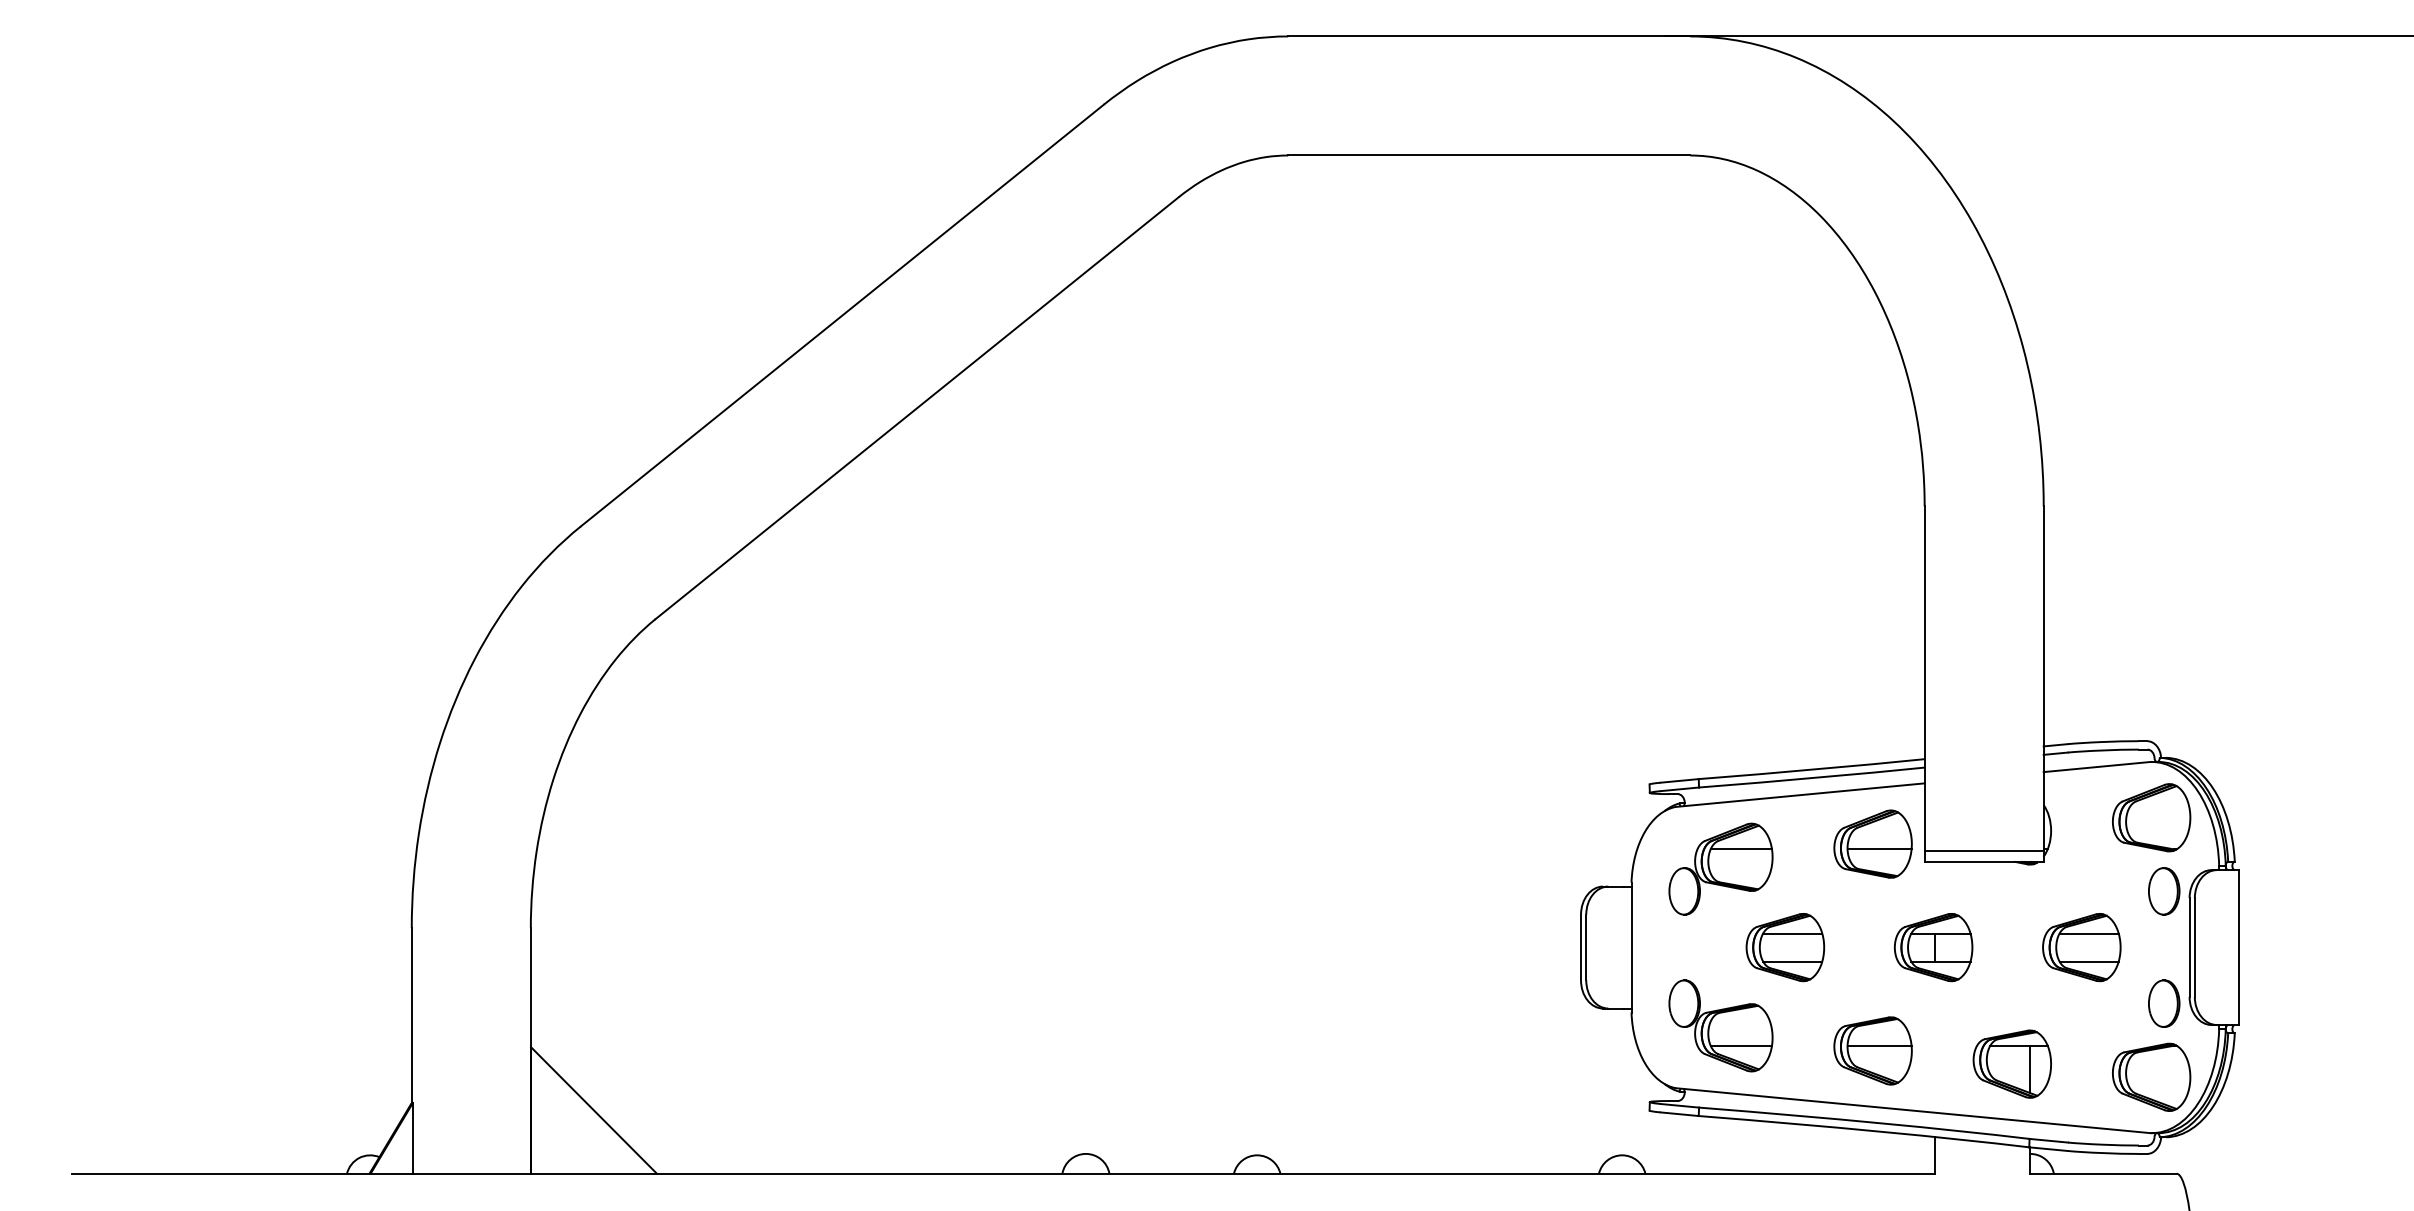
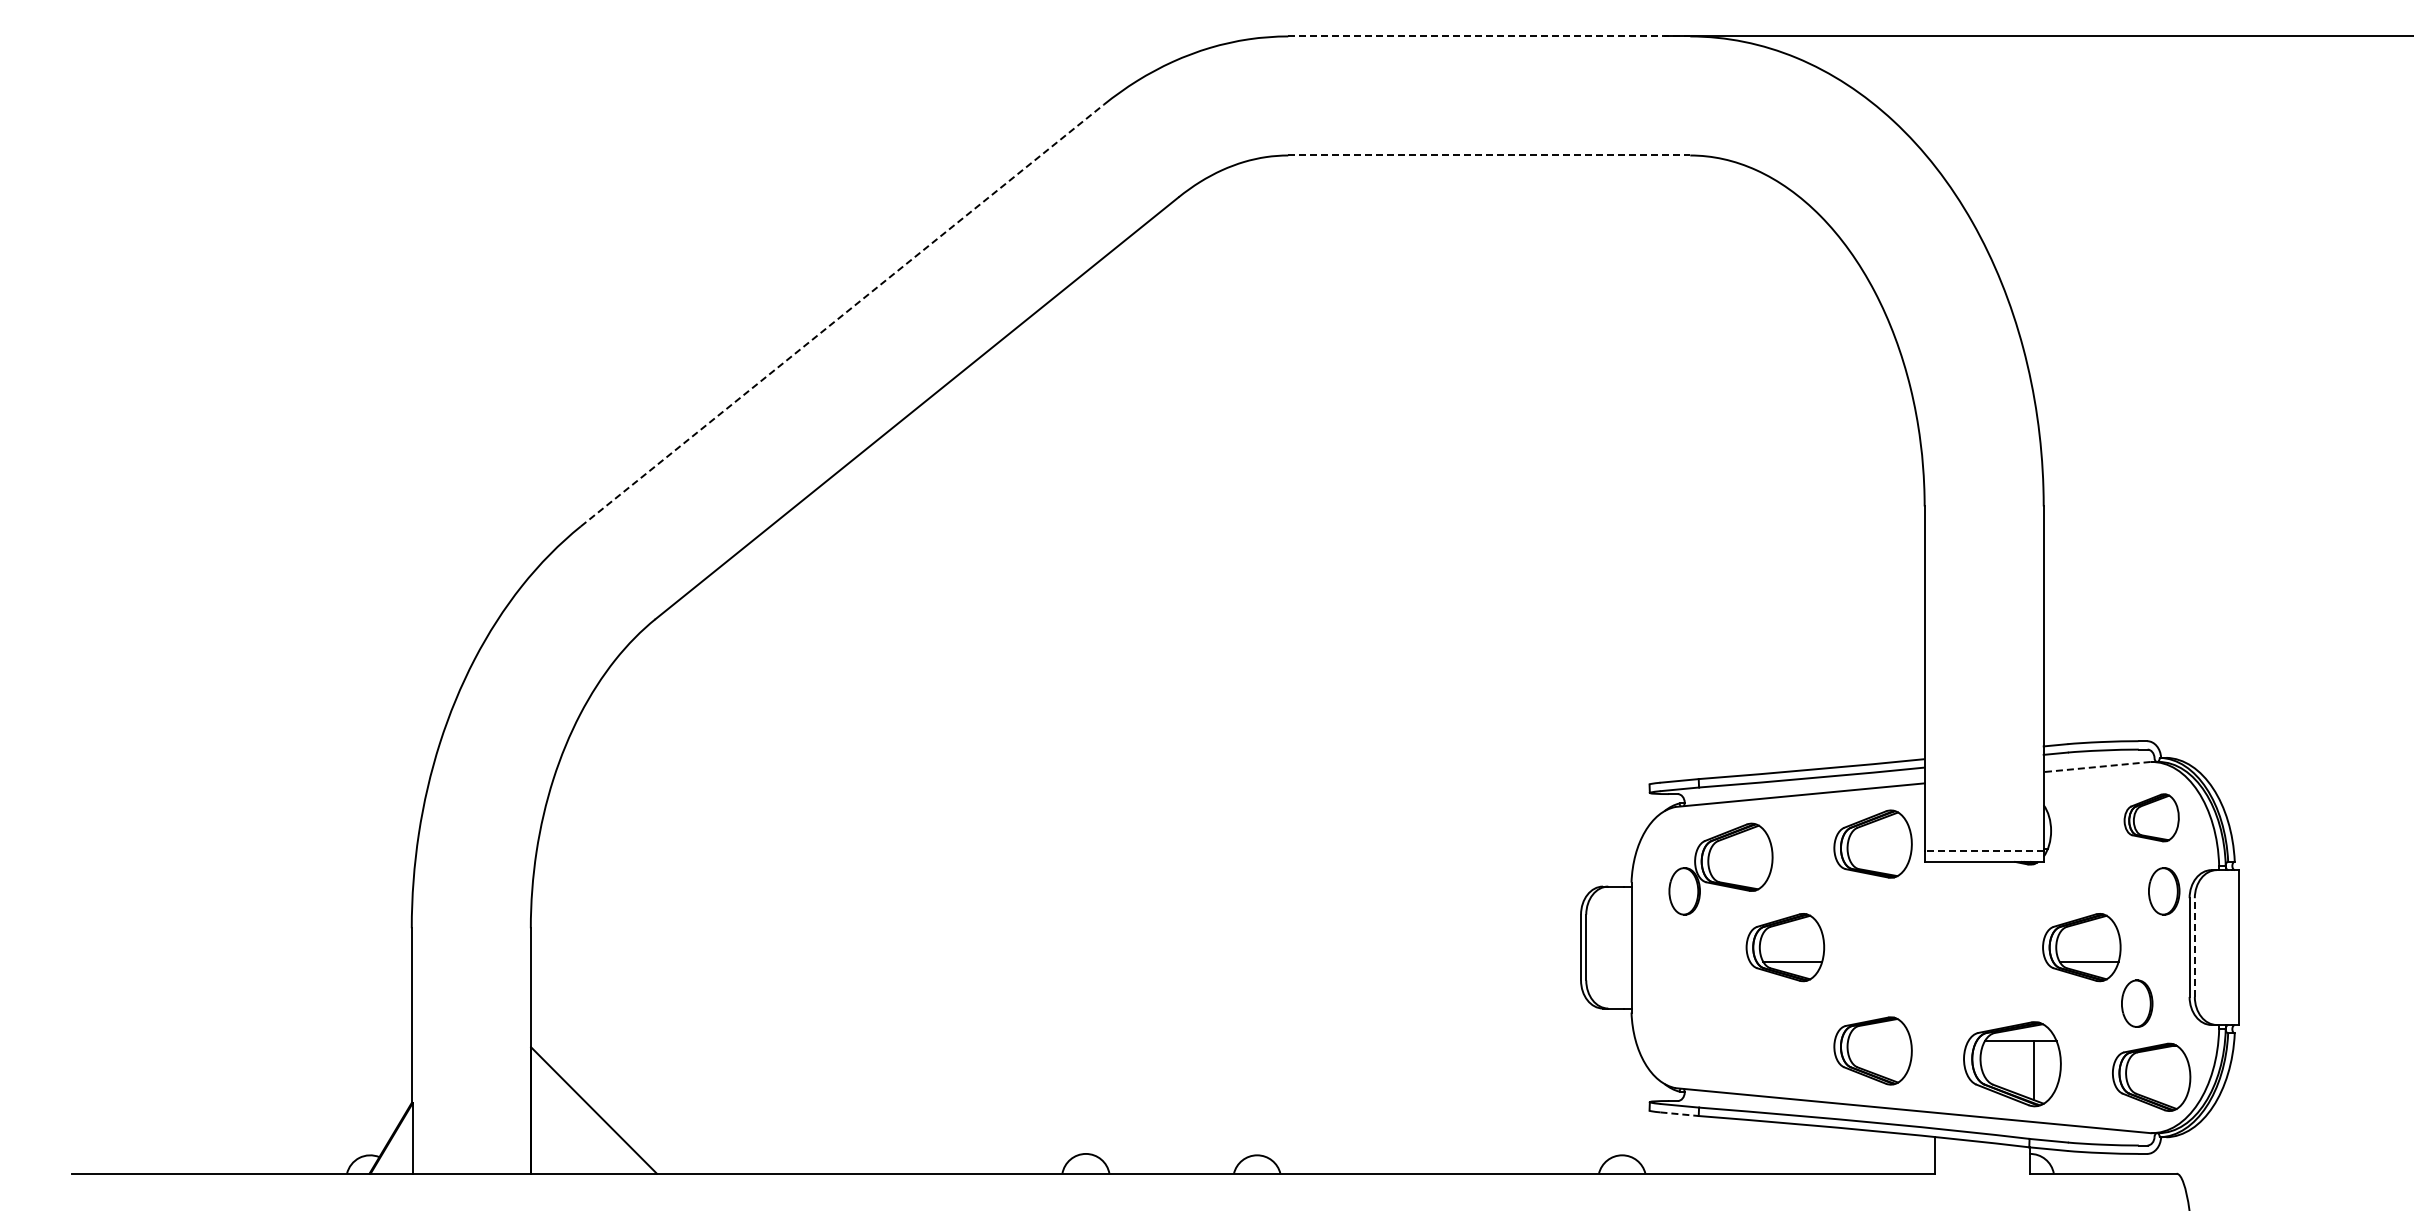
line: solid -> dashed (1489, 36)
line: solid -> dashed (1489, 155)
line: solid -> dashed (842, 315)
line: solid -> dashed (2097, 767)
part size: 80x70 px -> 57x50 px (2151, 817)
line: present -> none (1741, 849)
line: present -> none (1879, 849)
line: solid -> dashed (1984, 850)
line: present -> none (1792, 933)
line: present -> none (2088, 933)
part: present -> none (1933, 947)
line: solid -> dashed (2194, 947)
part position: (2164, 1003) -> (2137, 1003) (2137, 1003)
part: present -> none (1720, 1025)
line: present -> none (1879, 1045)
part size: 80x70 px -> 99x87 px (2012, 1064)
line: solid -> dashed (1680, 1114)
